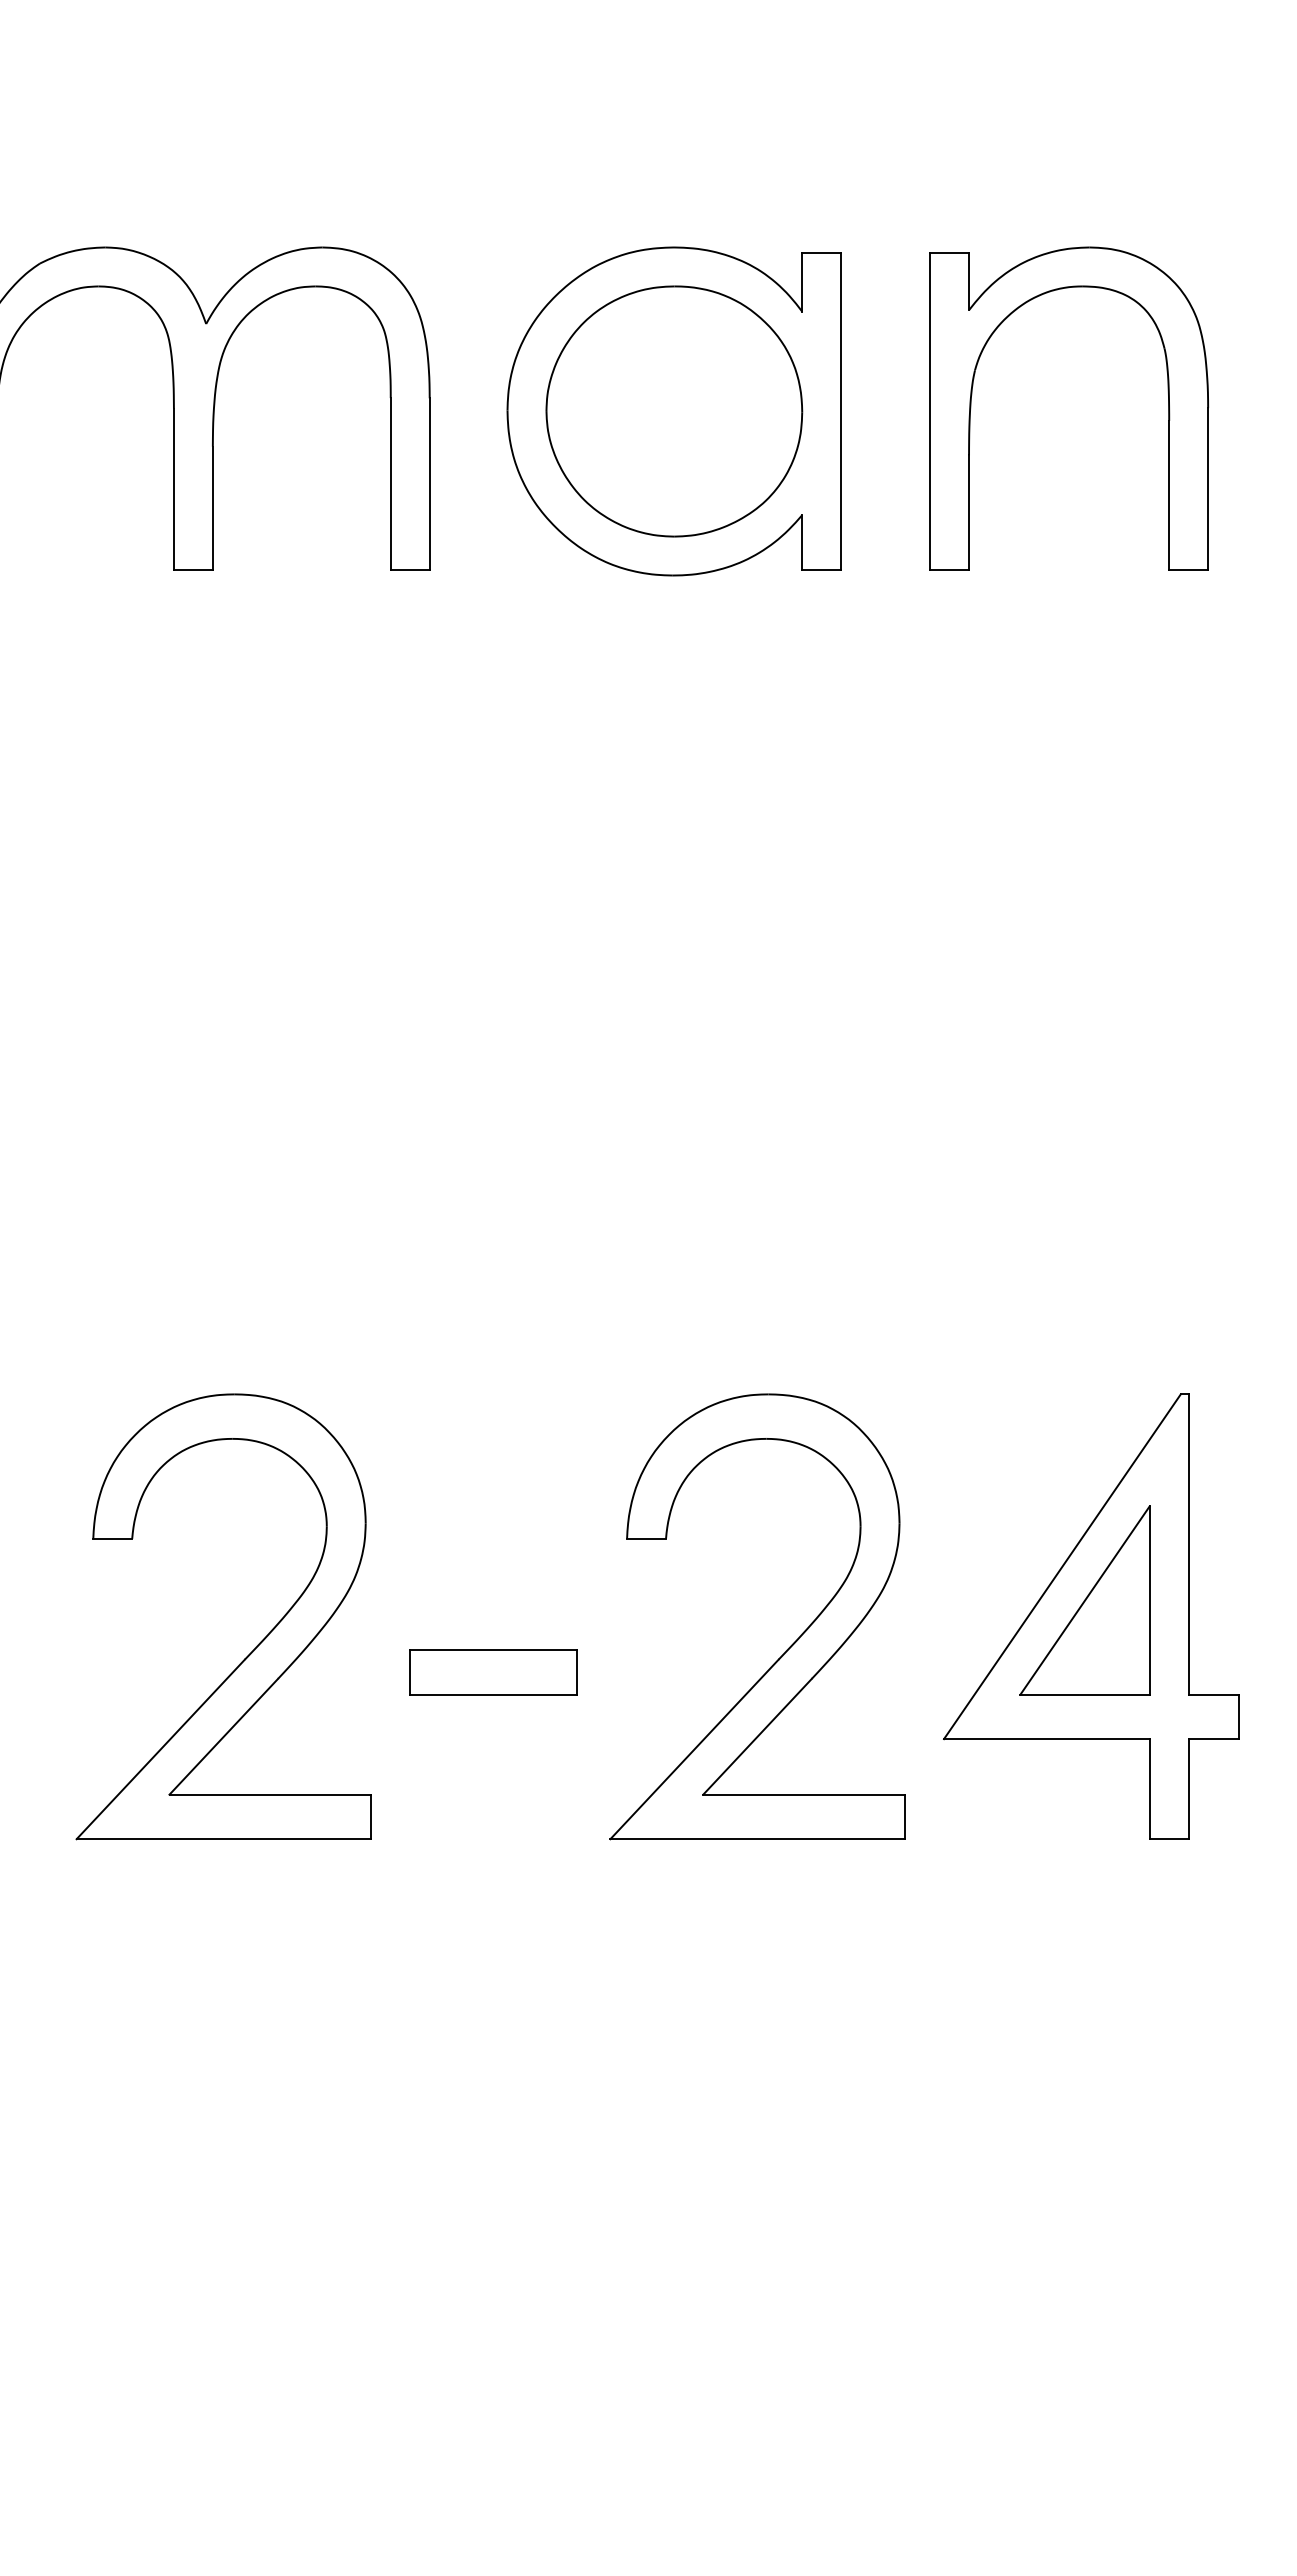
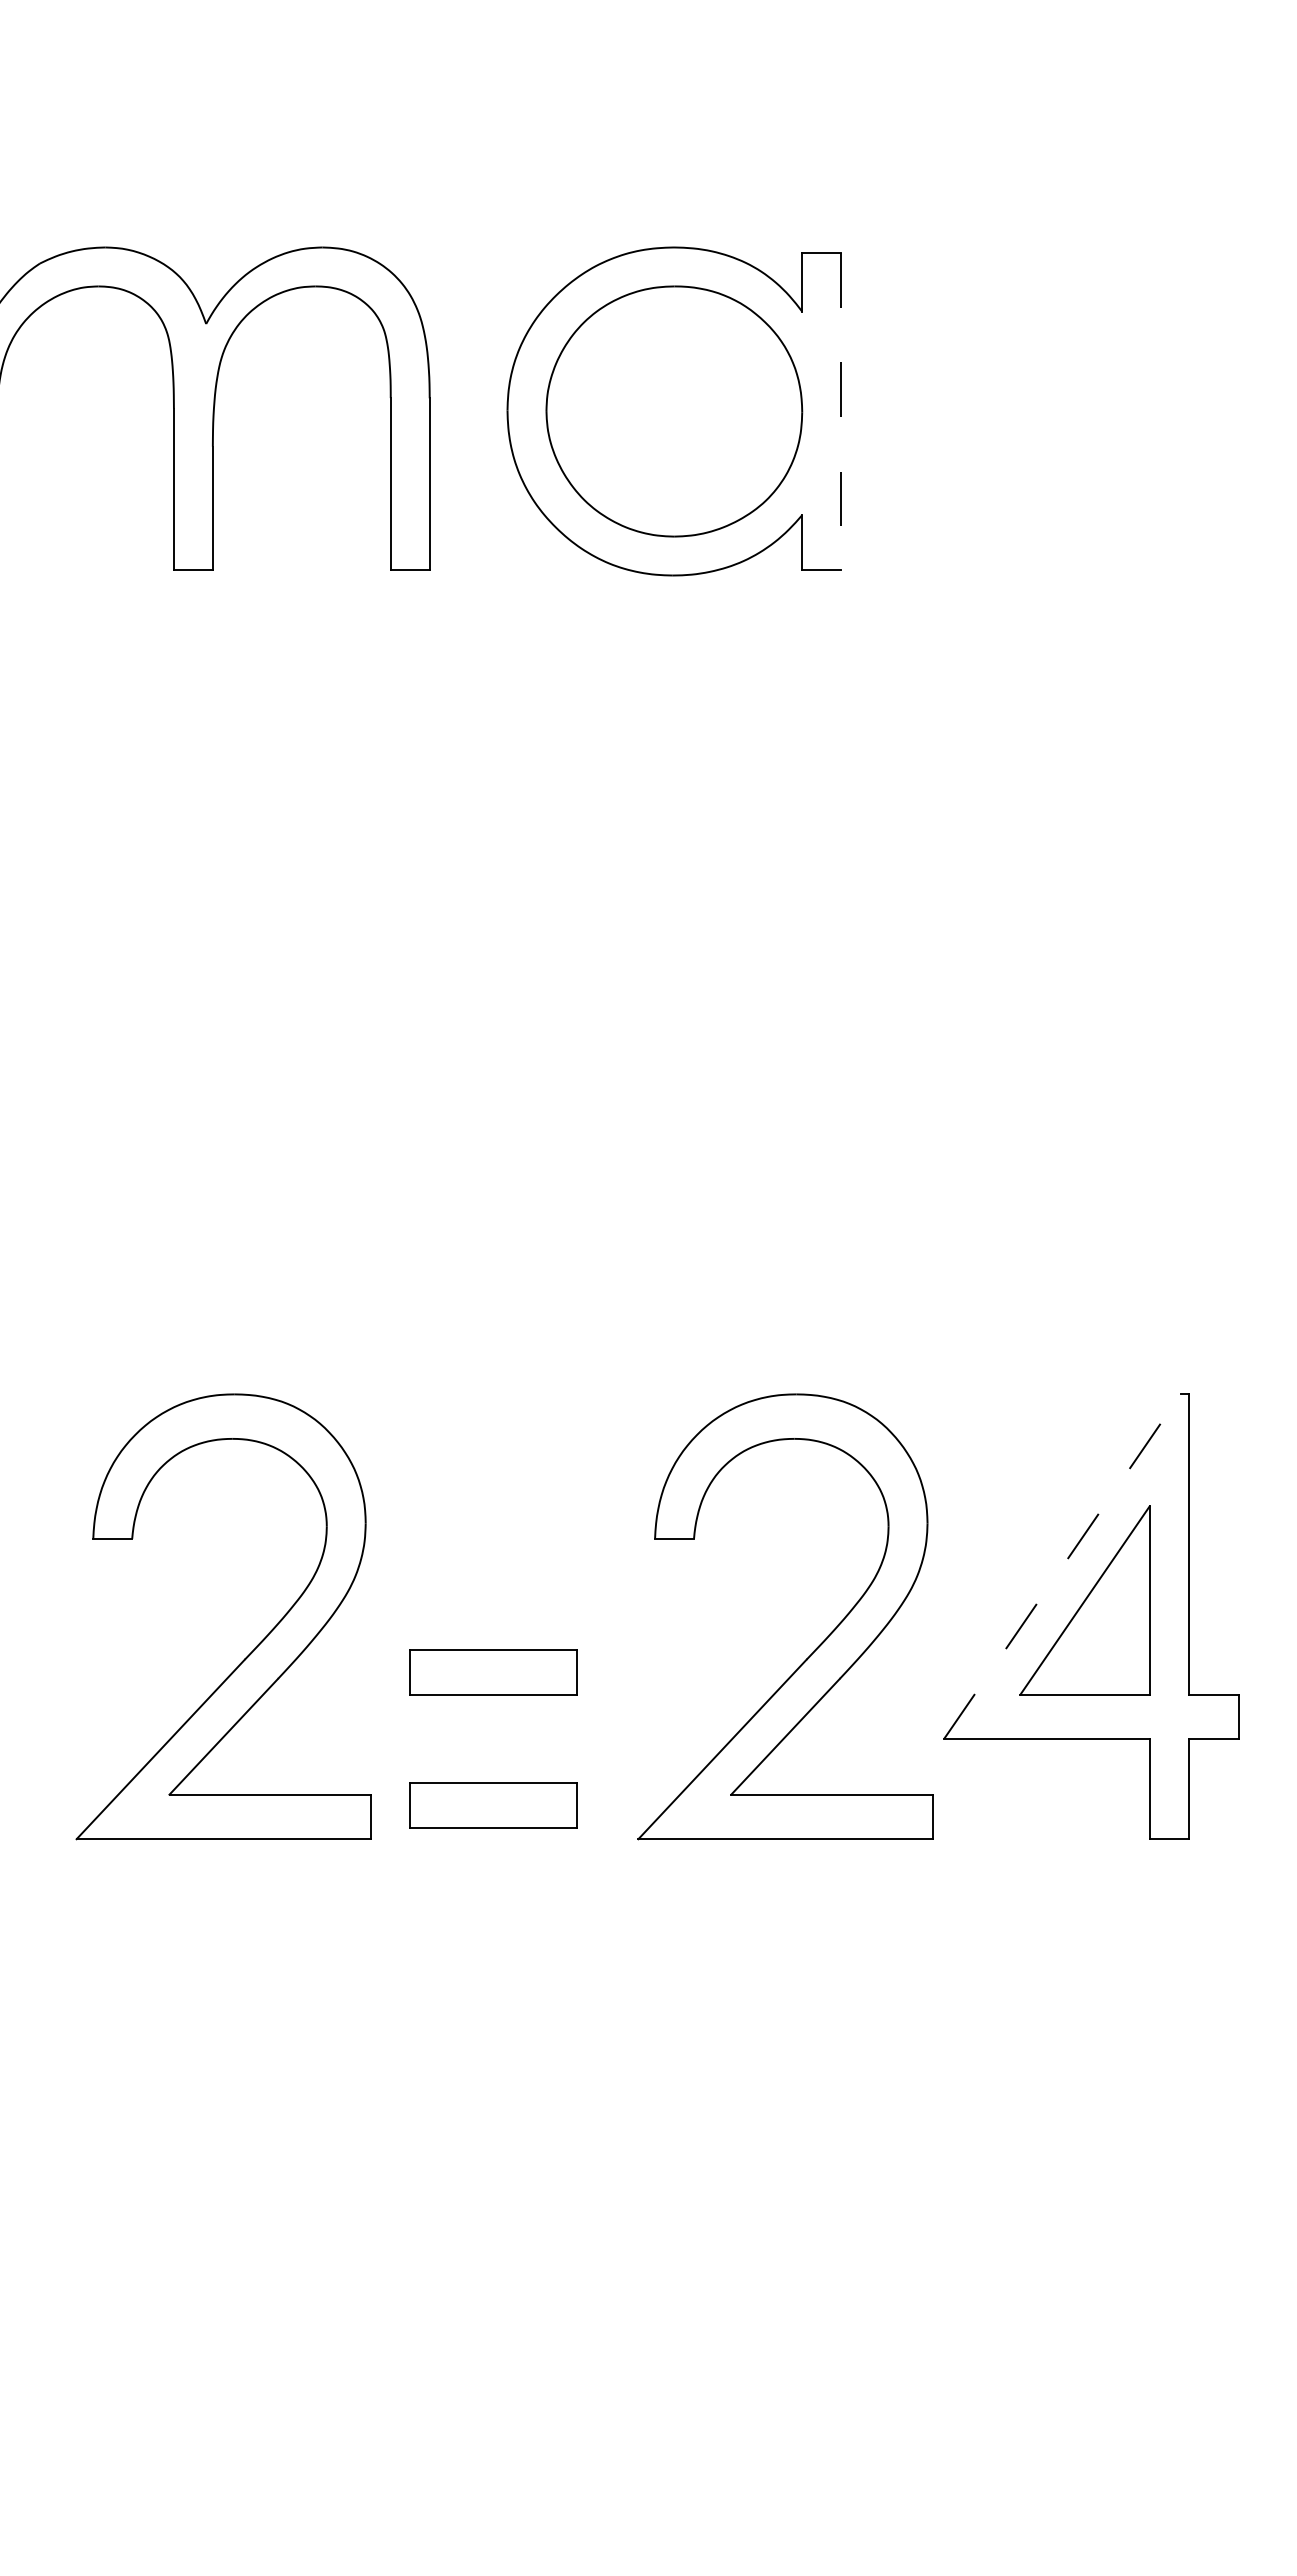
part: present -> none (972, 395)
line: solid -> dashed (841, 412)
line: solid -> dashed (1062, 1566)
part position: (788, 1647) -> (816, 1647) (816, 1647)
part: none -> present (493, 1805)
